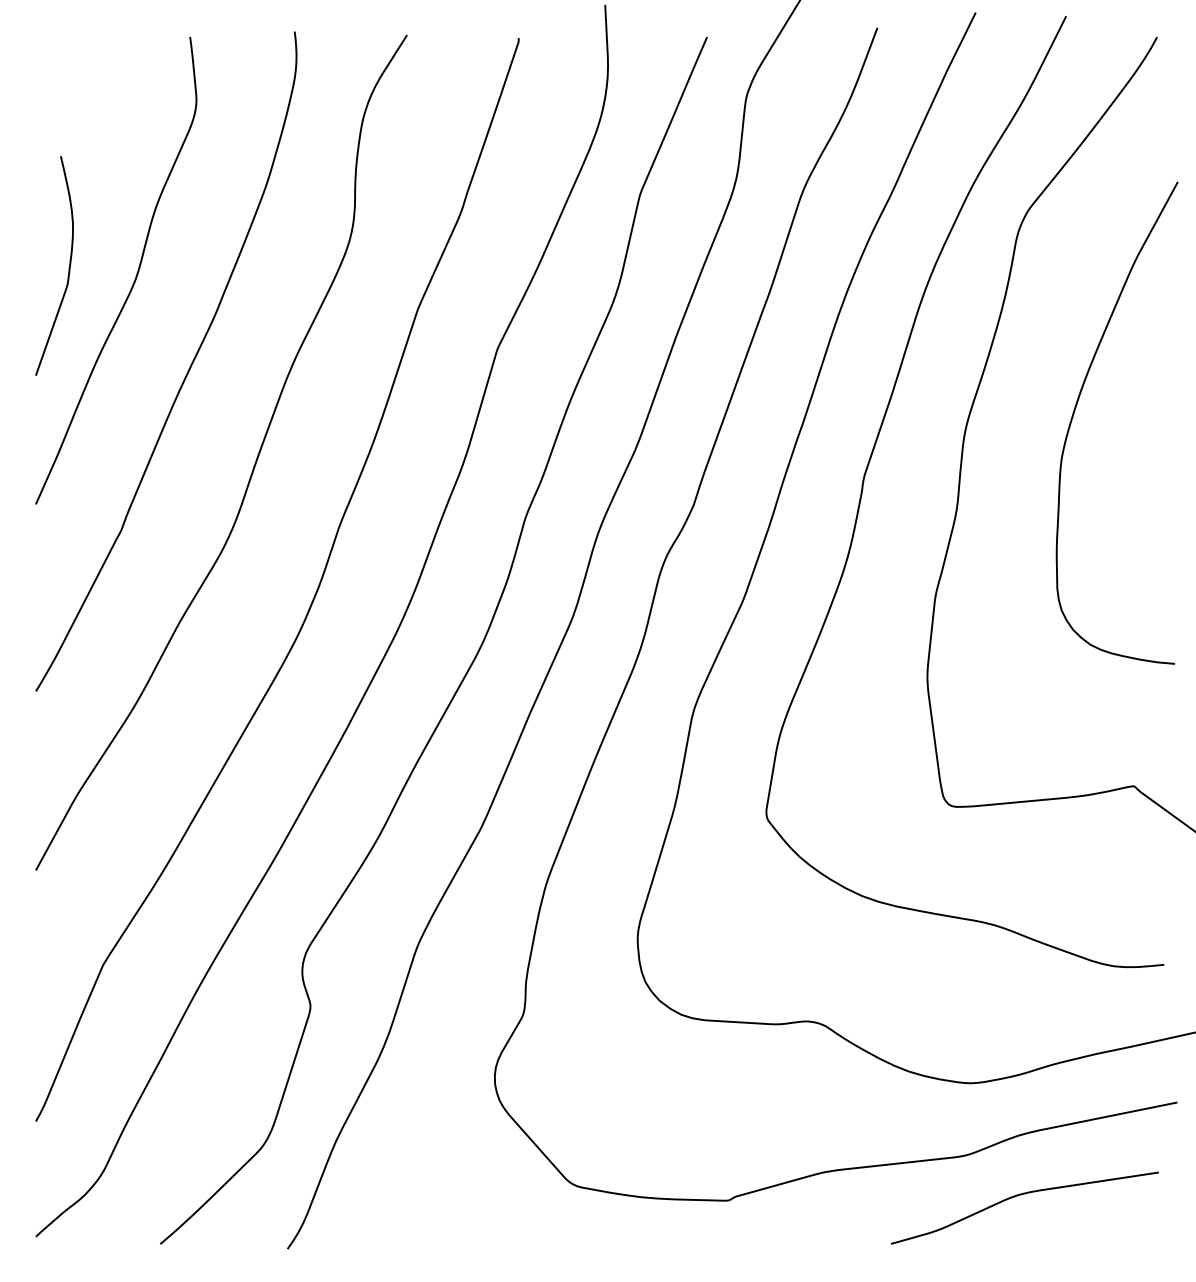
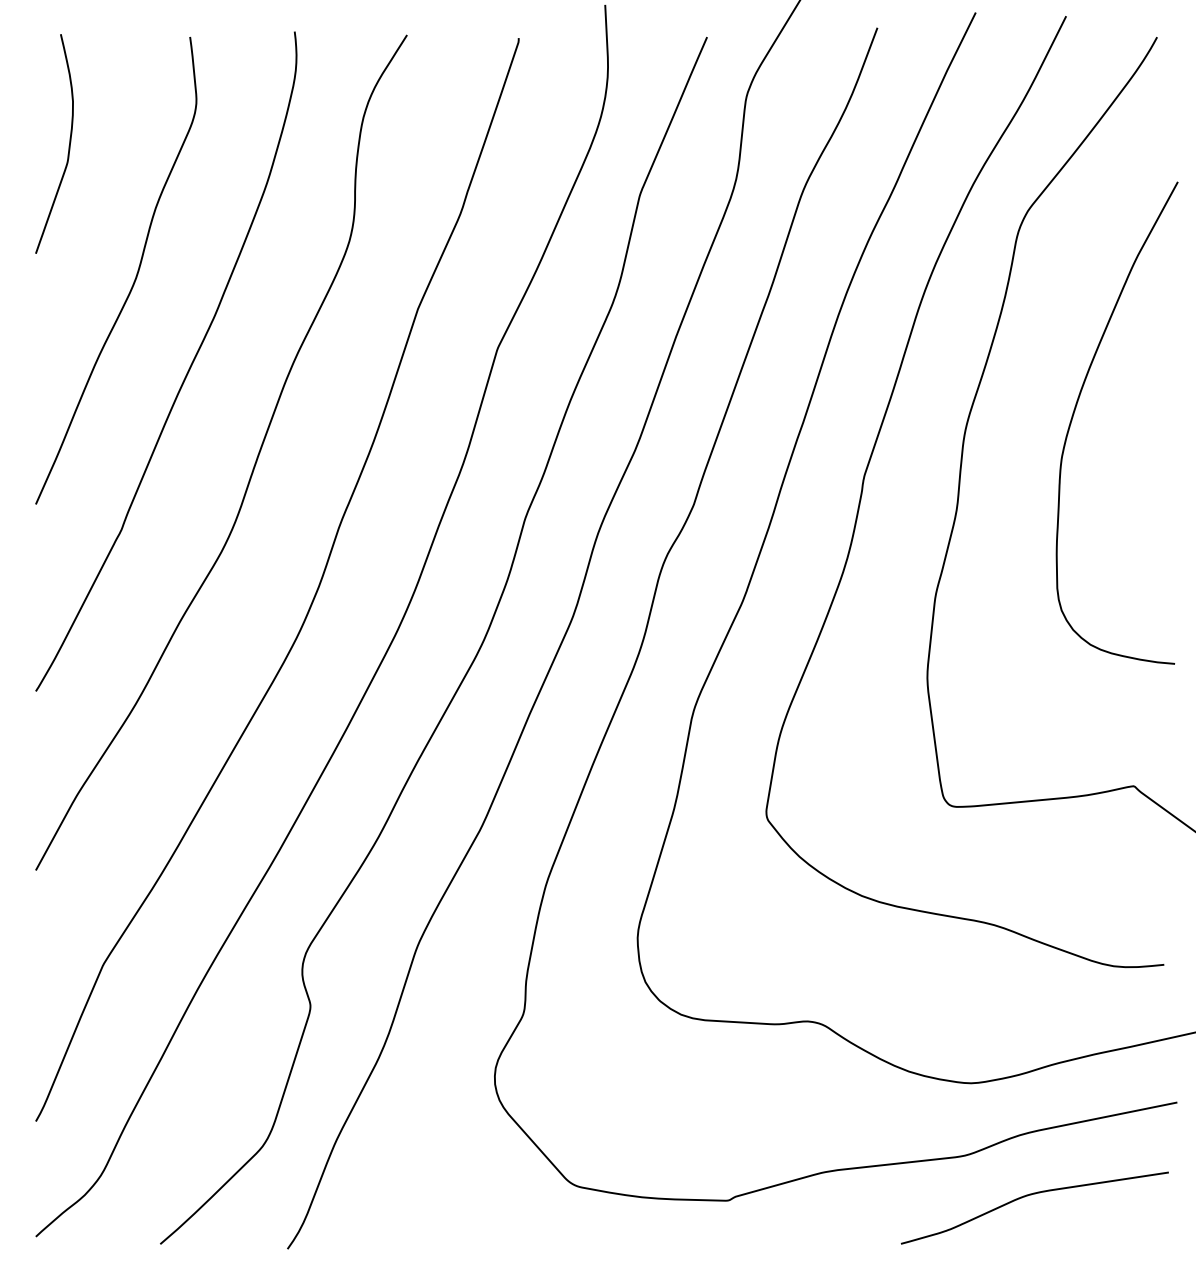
curve position: (68, 267) -> (68, 145) (68, 145)
curve position: (1021, 1195) -> (1031, 1195) (1031, 1195)
